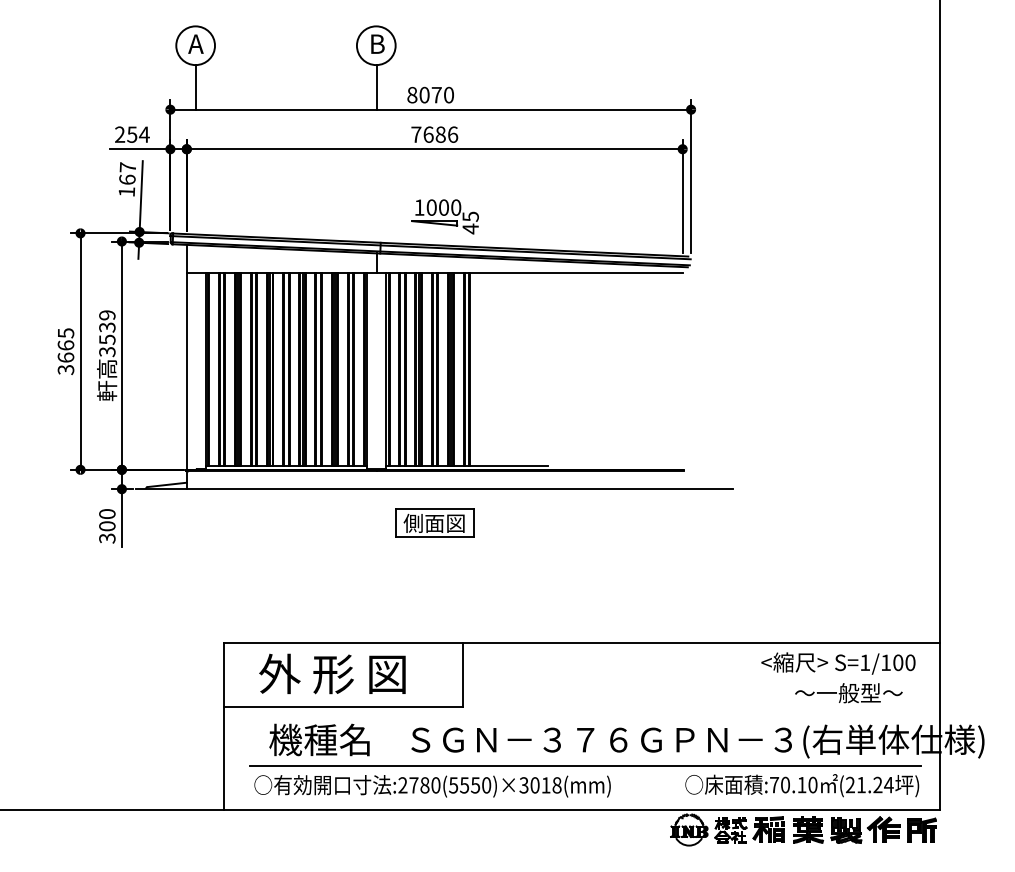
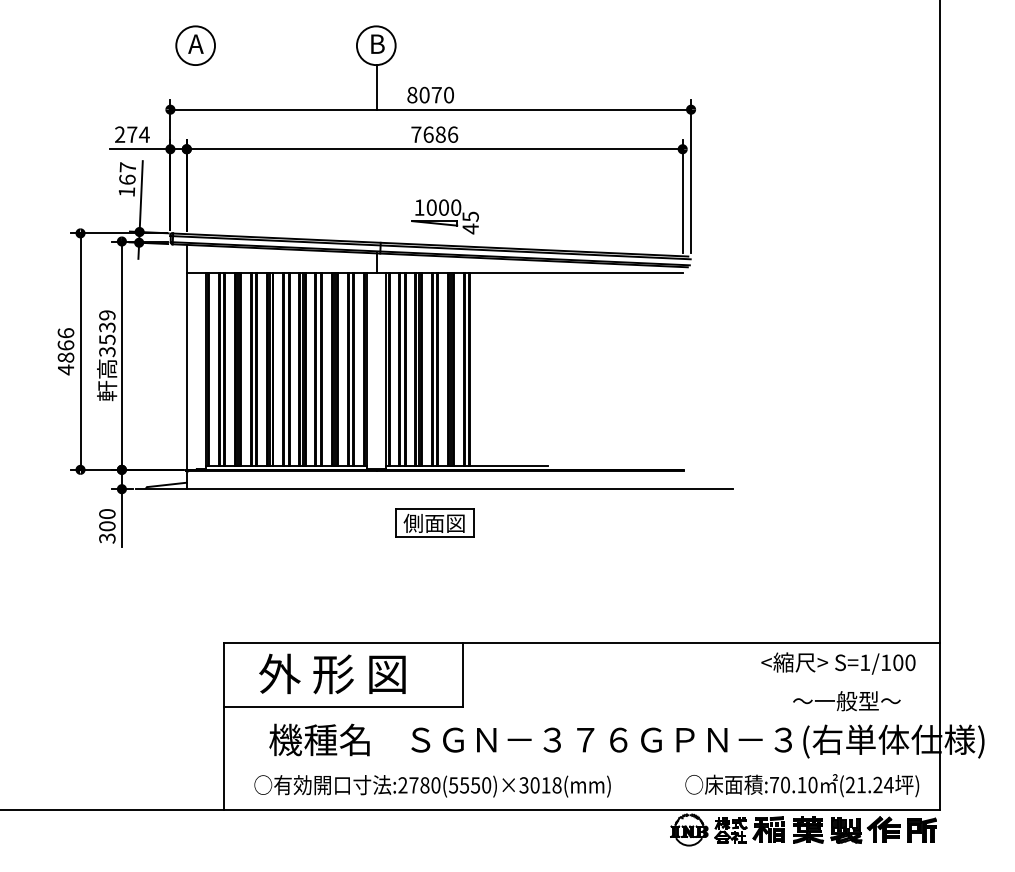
line: present -> none (196, 87)
text: 254 -> 274 (132, 134)
text: 3665 -> 4866 (65, 351)
text position: (848, 693) -> (846, 701) (846, 701)
line: present -> none (584, 765)
